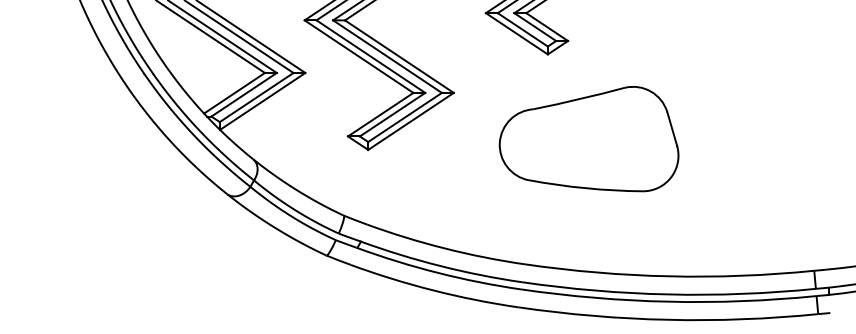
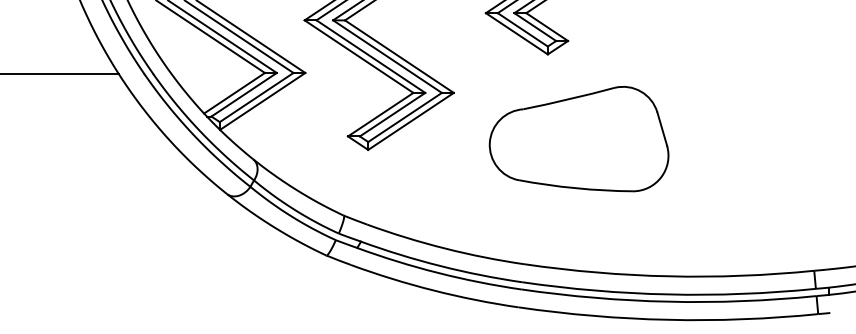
line: none -> present (60, 74)
part position: (588, 139) -> (578, 139) (578, 139)
